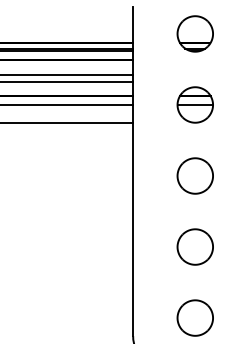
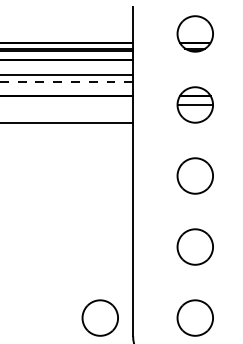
line: solid -> dashed (66, 82)
line: present -> none (67, 105)
part: none -> present (99, 317)
